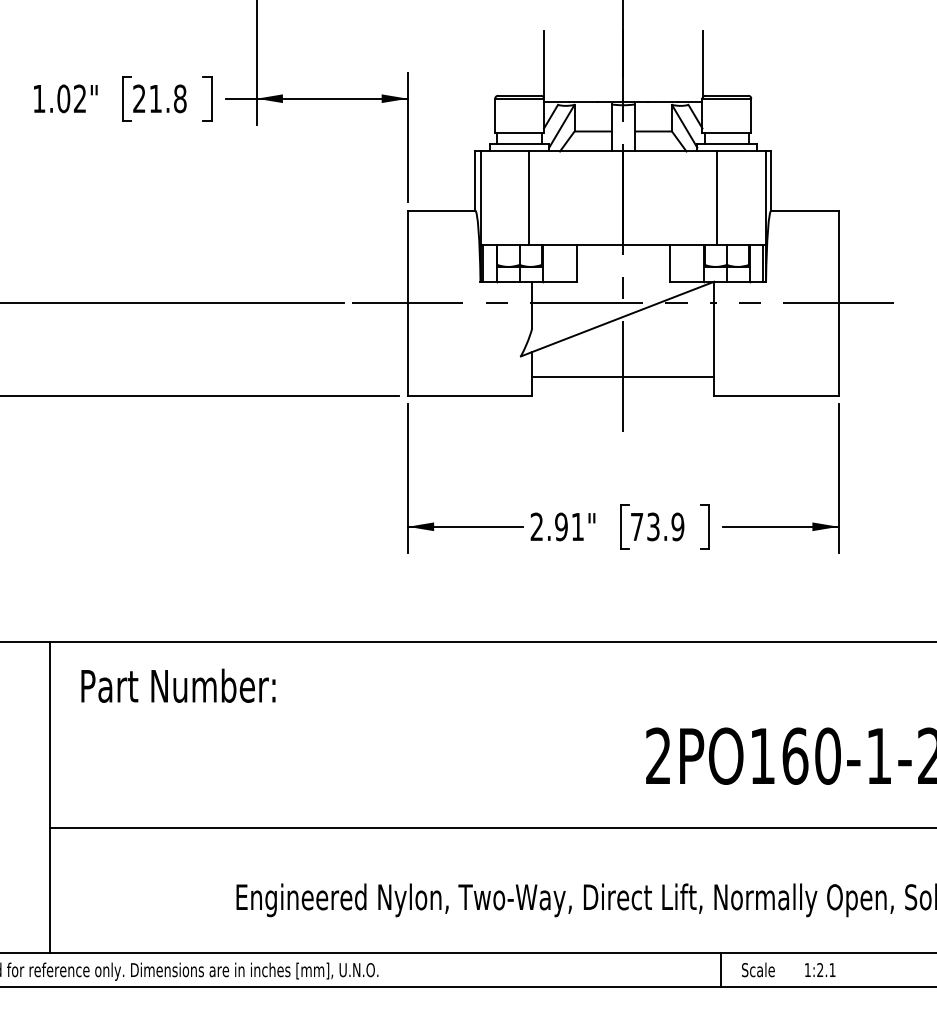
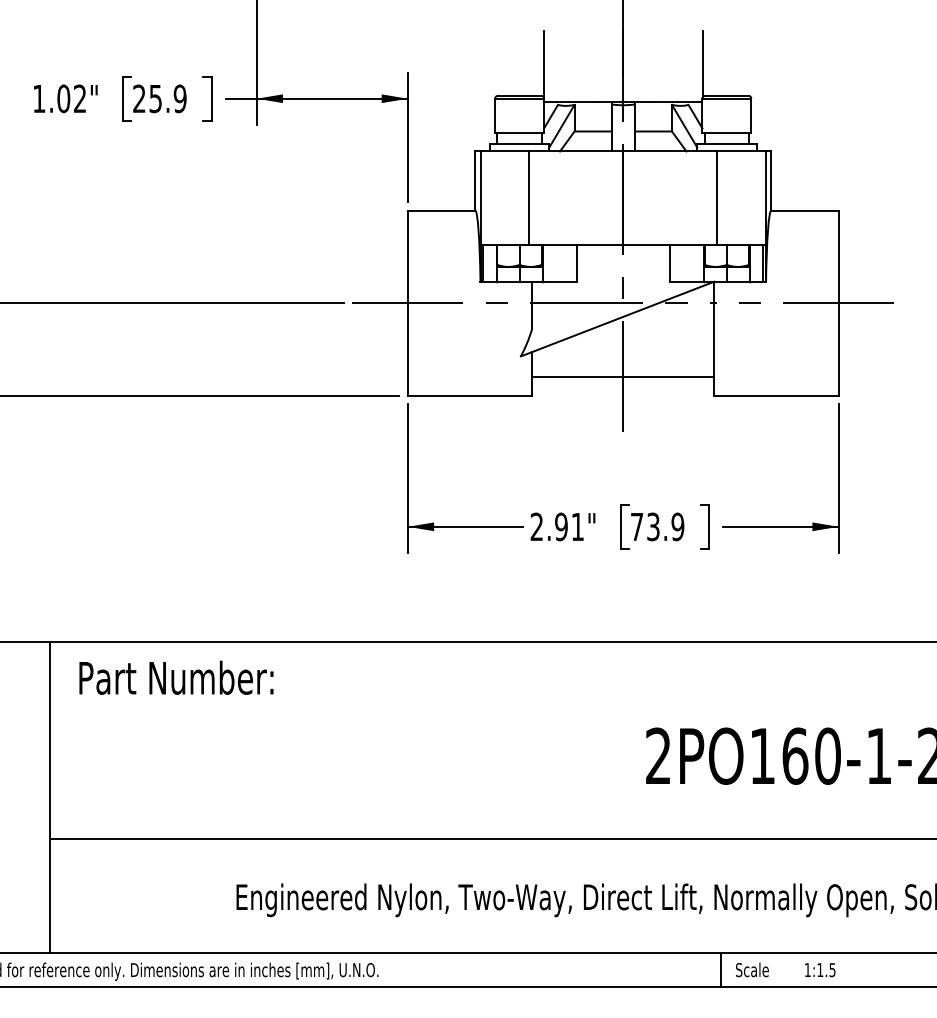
text: 21.8 -> 25.9 (167, 98)
text position: (178, 685) -> (176, 677) (176, 677)
line position: (491, 827) -> (491, 838) (491, 838)
text position: (758, 969) -> (752, 969) (752, 969)
text: 1:2.1 -> 1:1.5 (826, 970)
